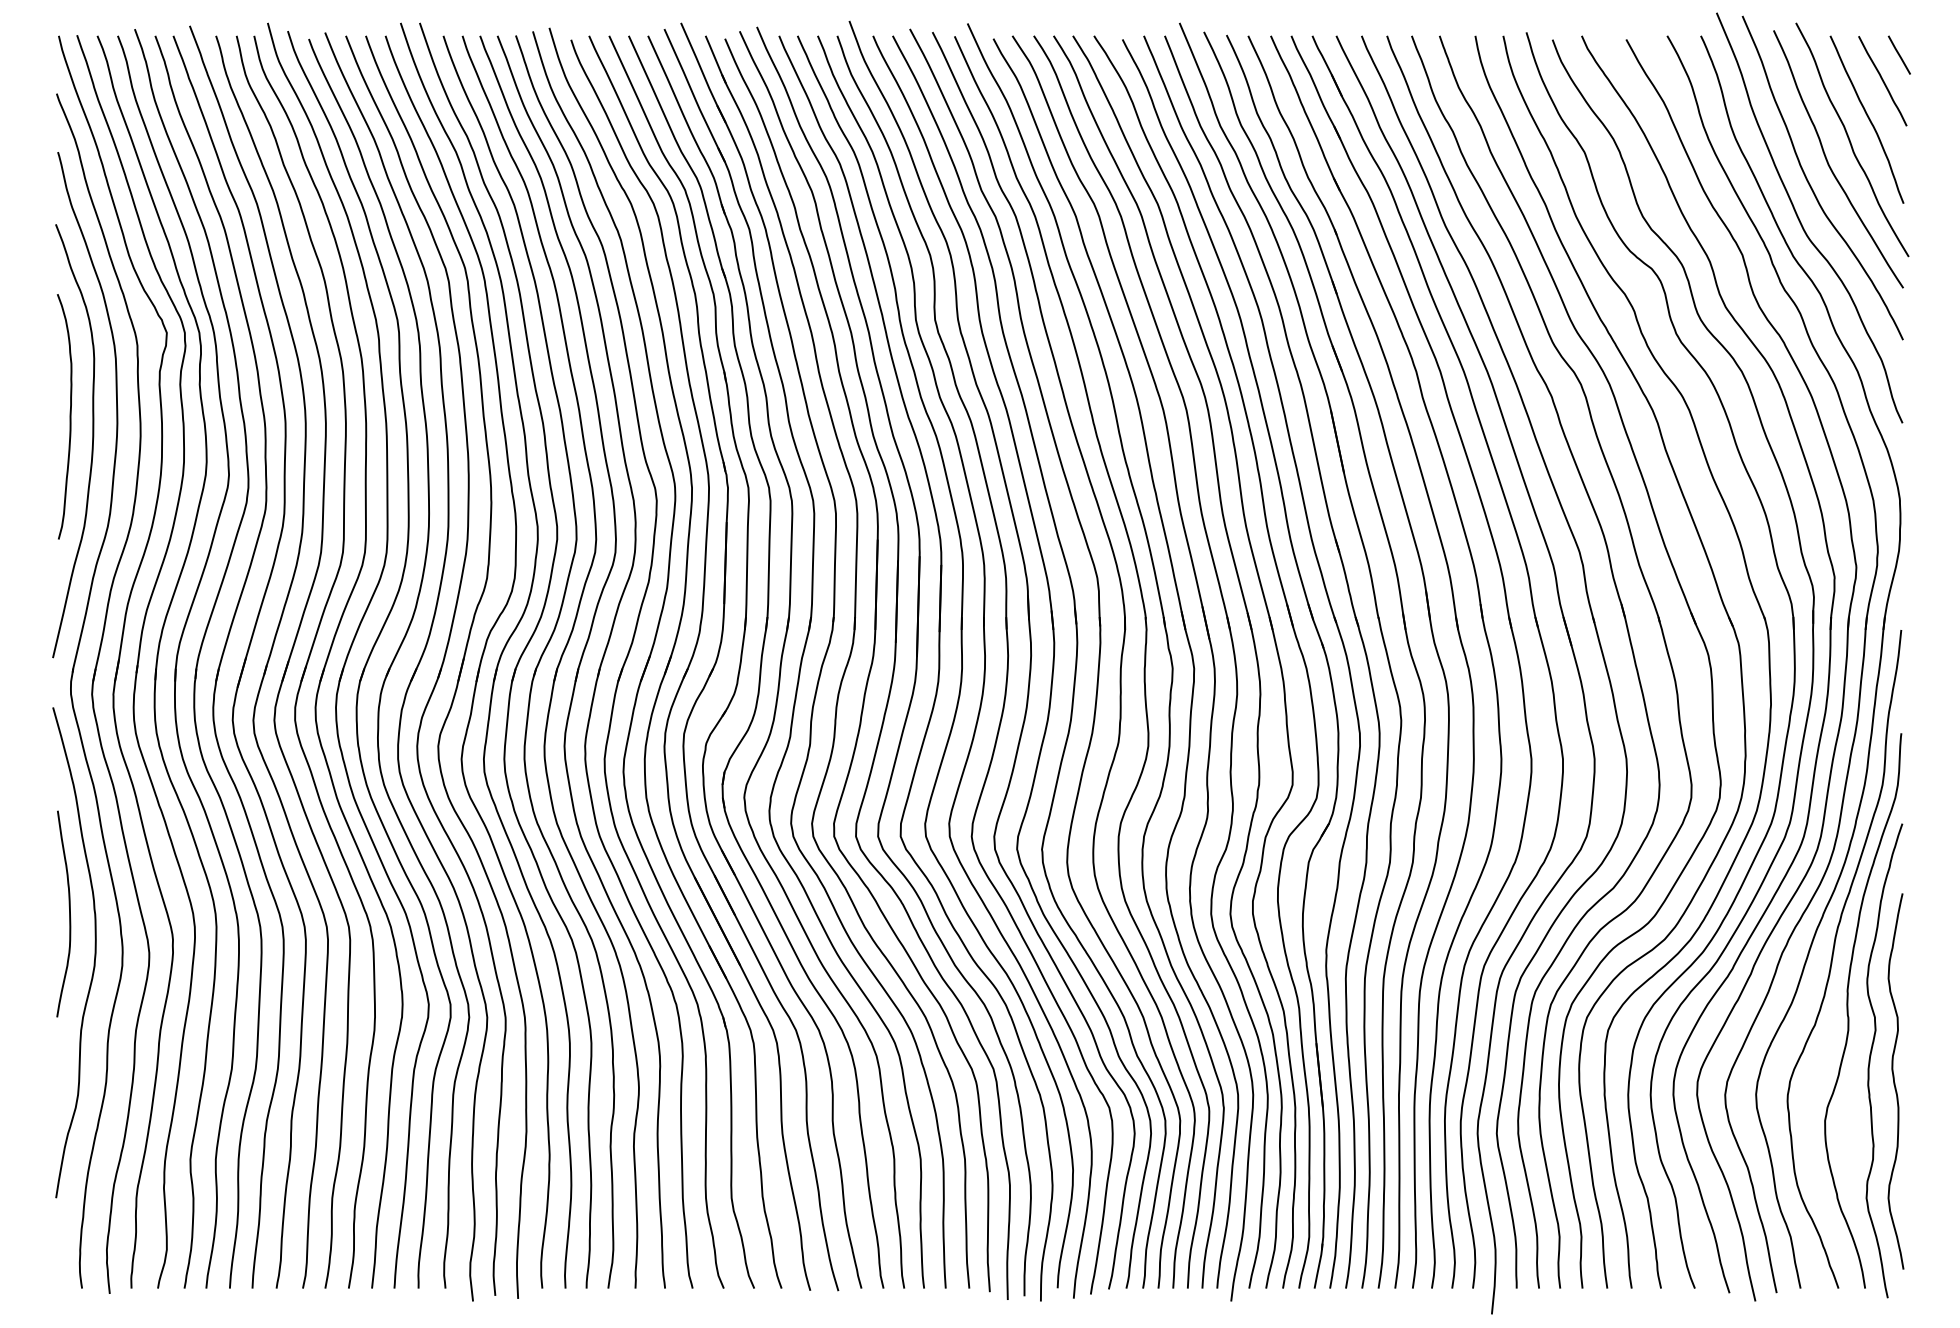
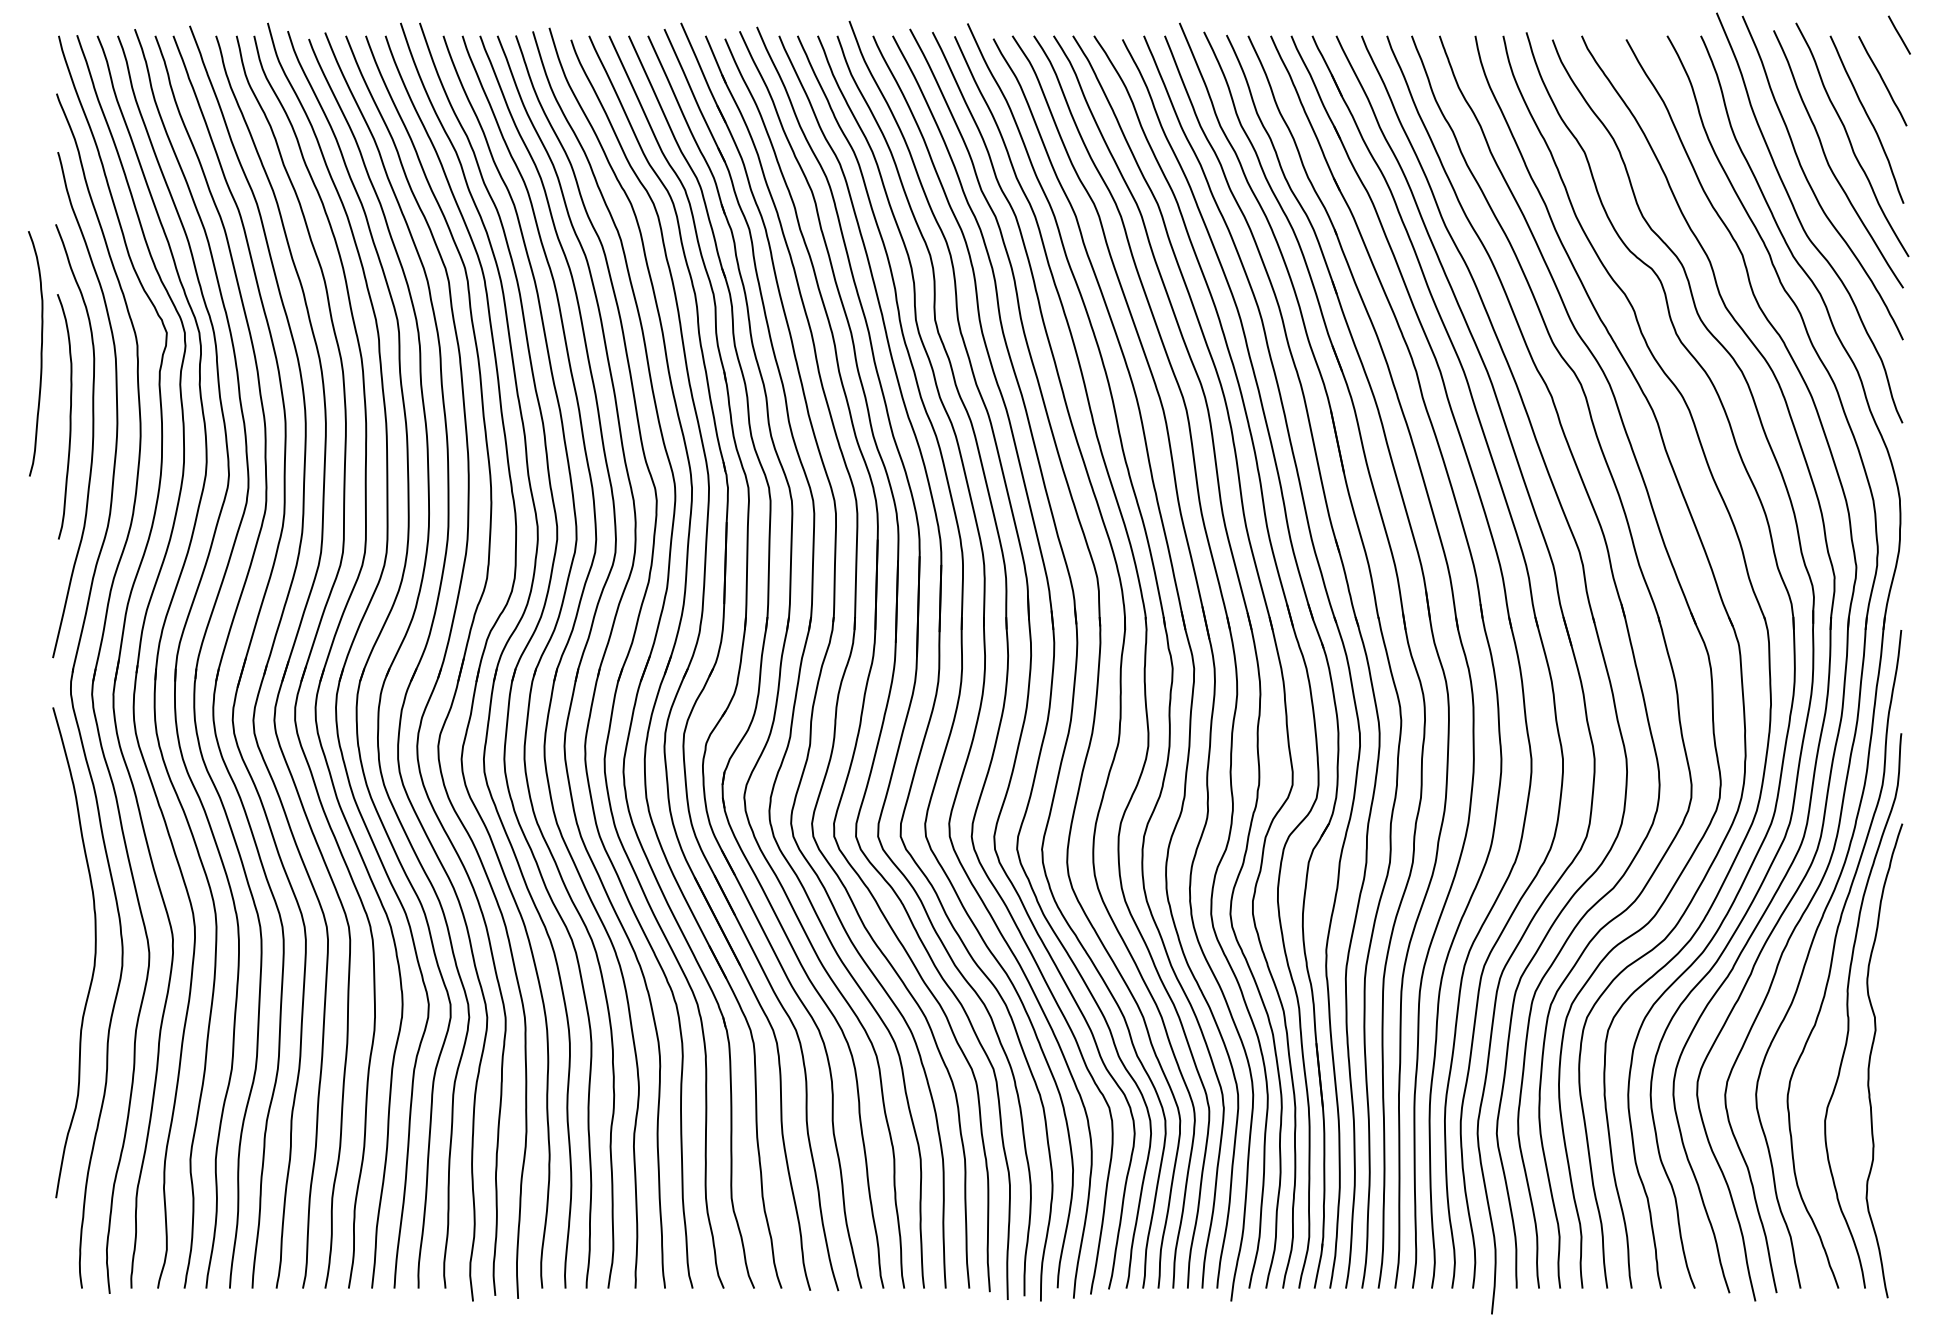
line position: (1898, 54) -> (1898, 34) (1898, 34)
curve: none -> present (40, 353)
curve: present -> none (69, 913)
curve: present -> none (1894, 1081)
